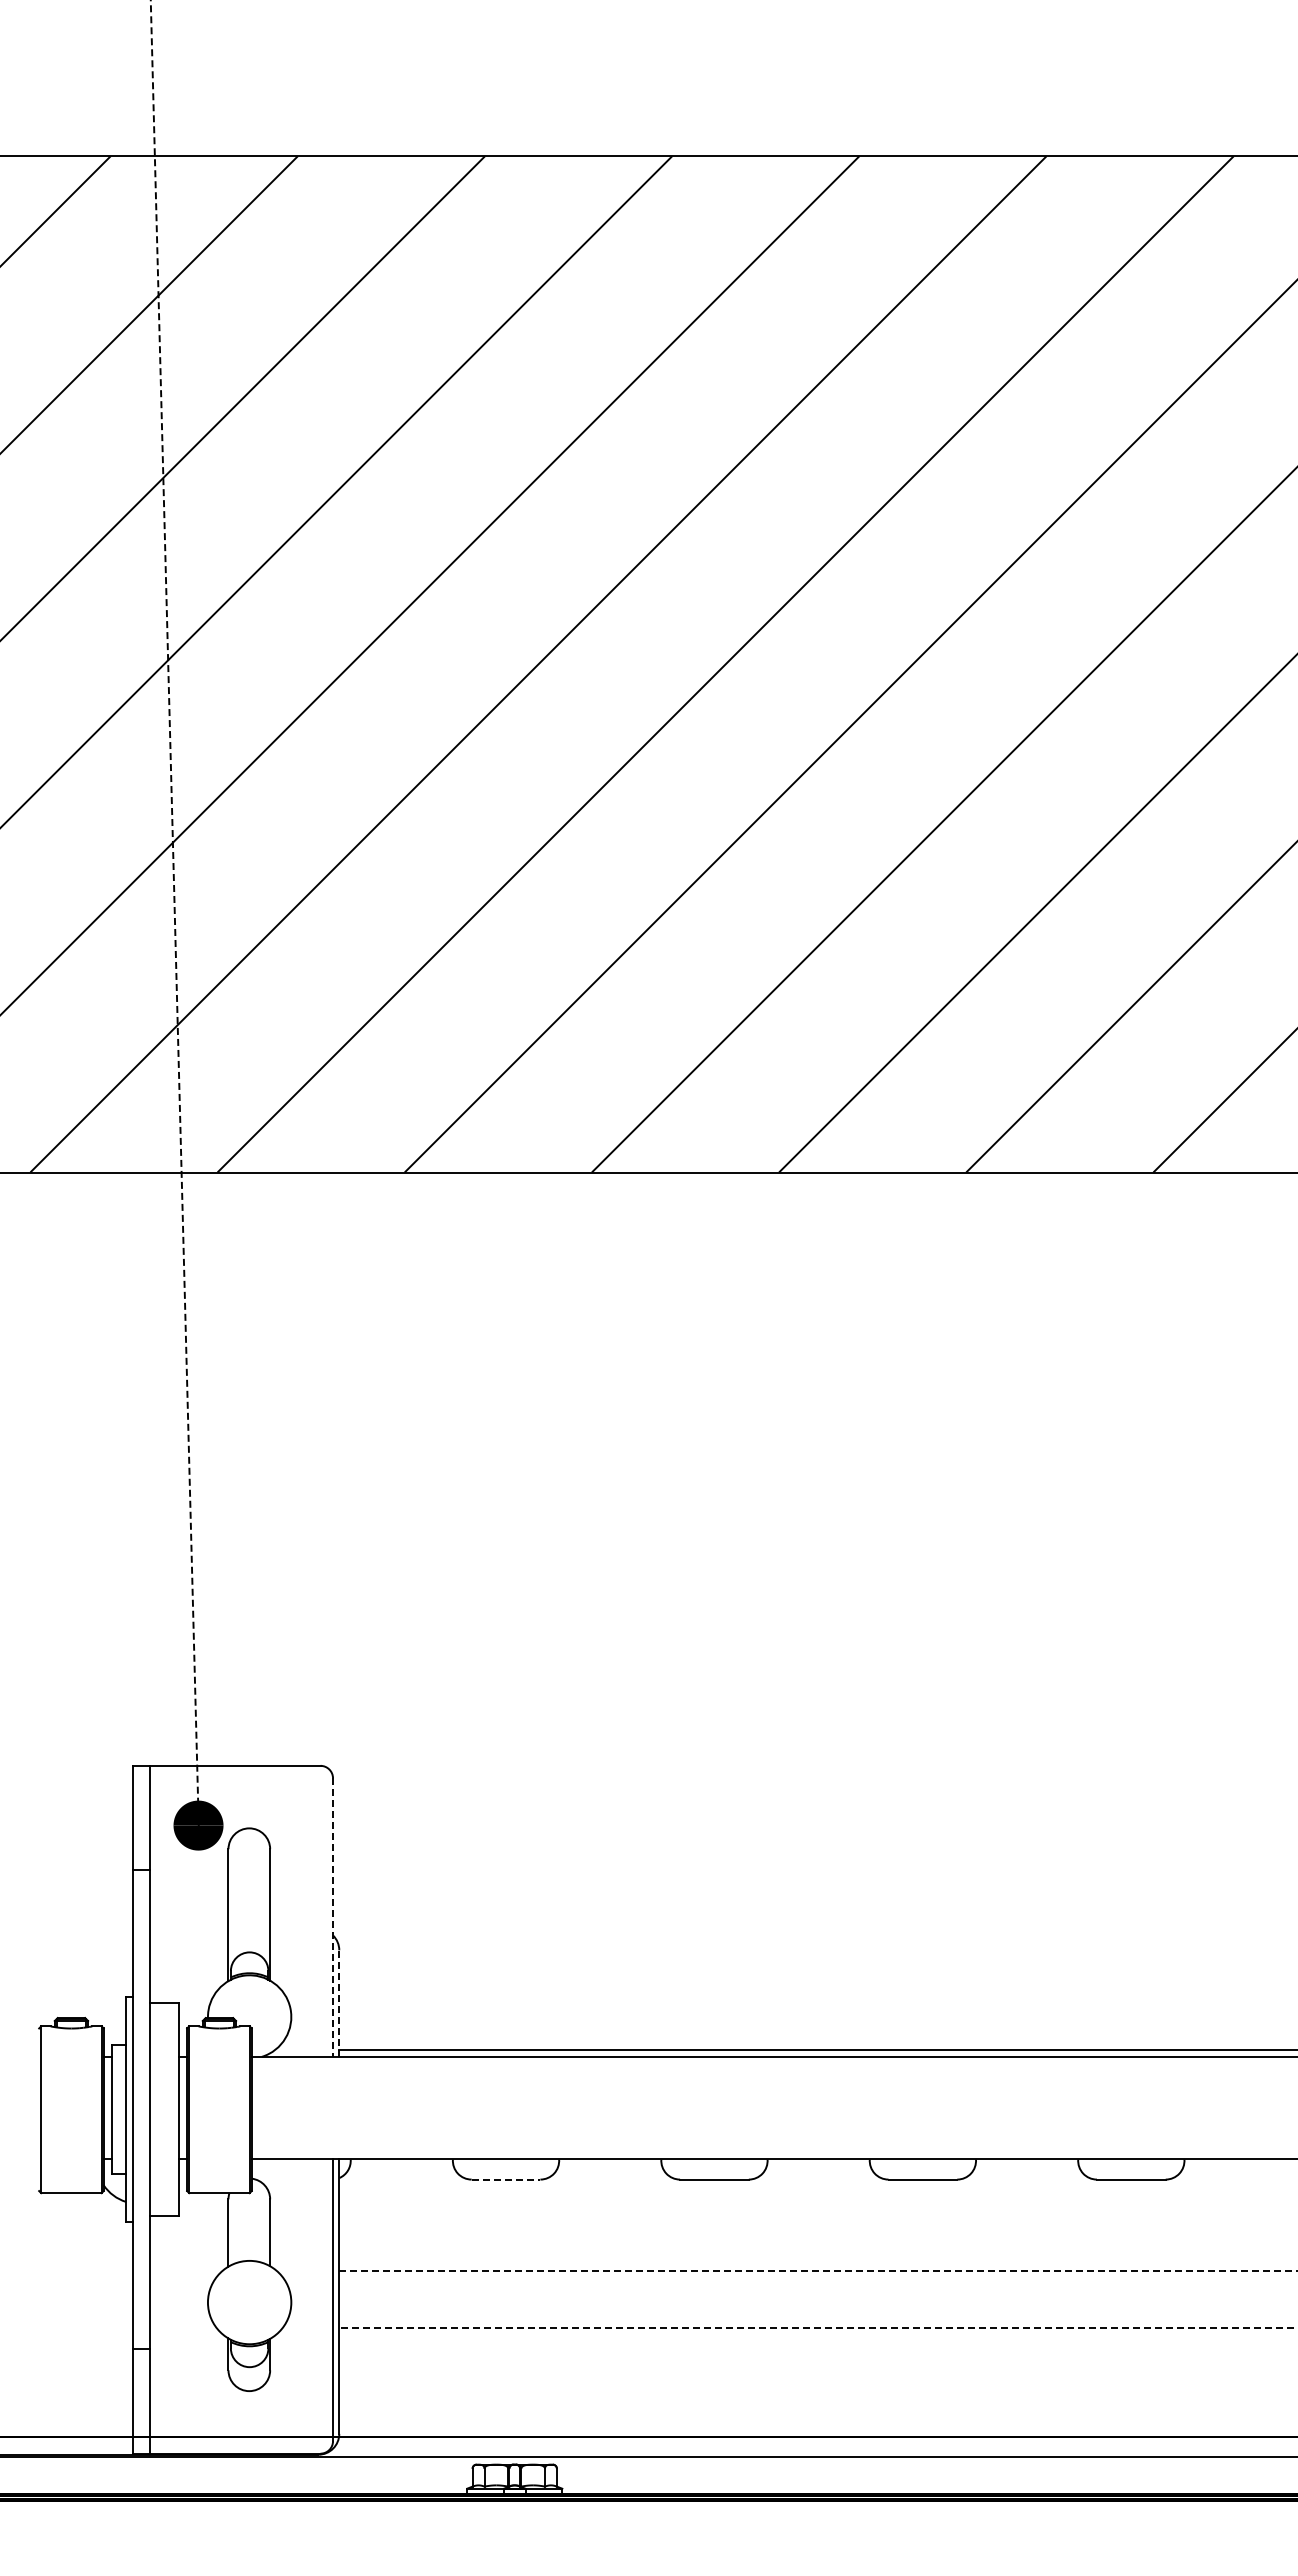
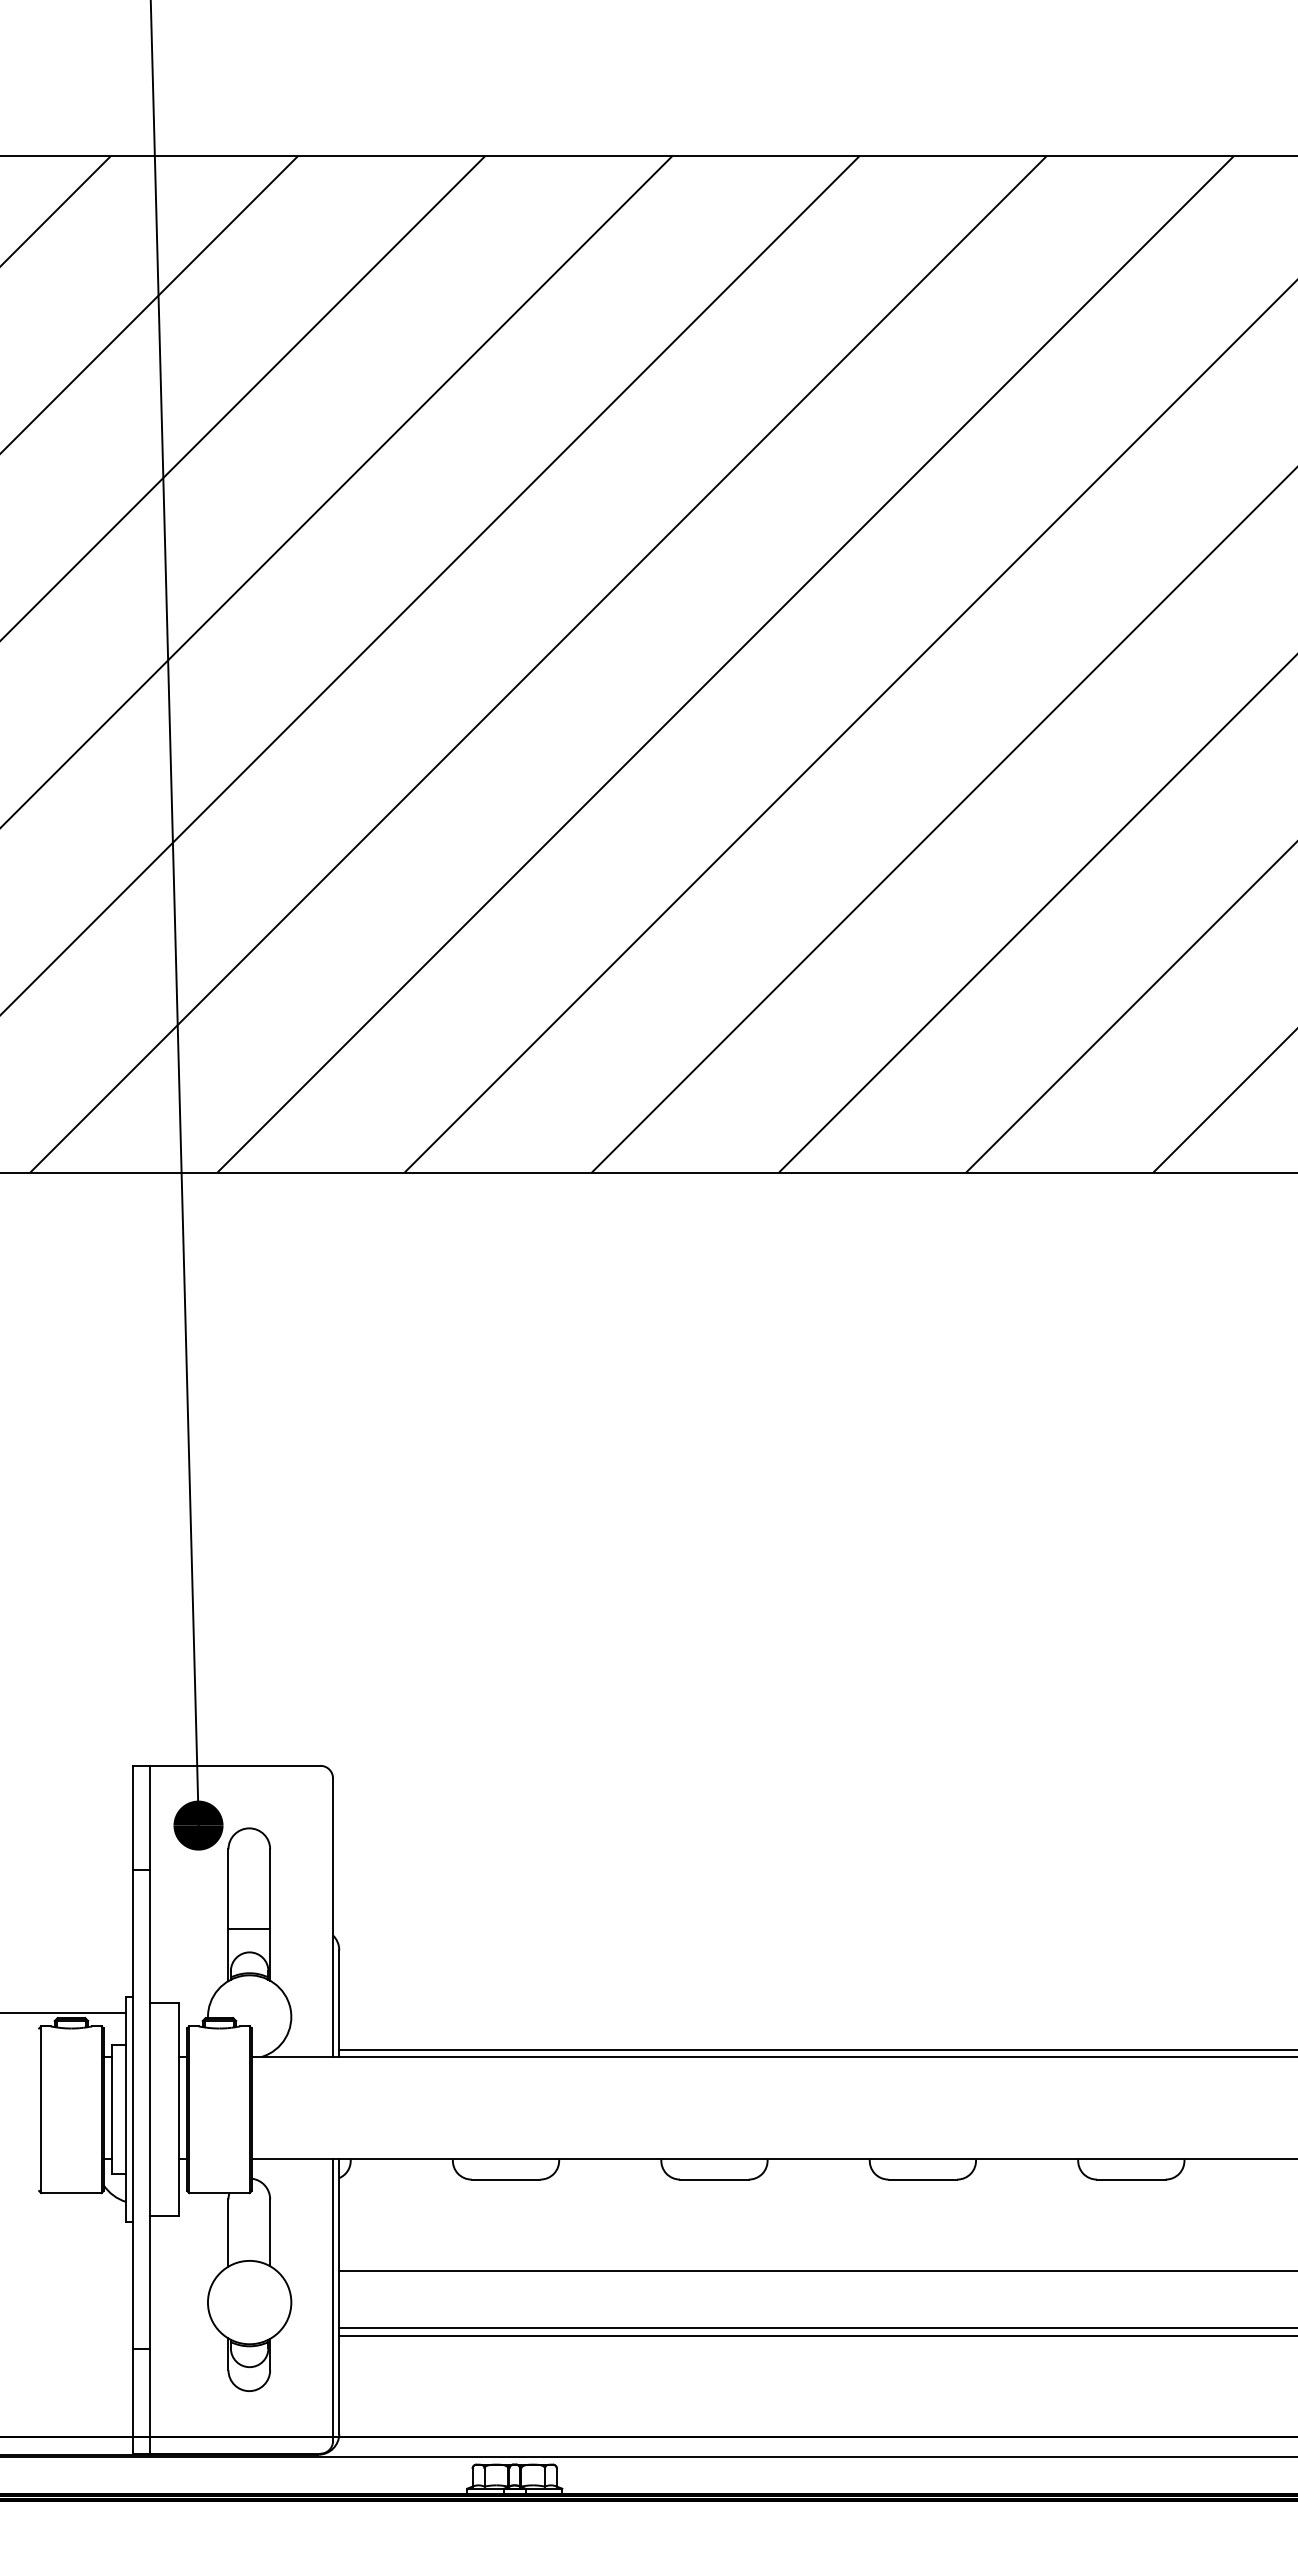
line: dashed -> solid (174, 913)
line: dashed -> solid (333, 1918)
line: none -> present (249, 1929)
line: dashed -> solid (339, 2003)
line: none -> present (64, 2012)
line: dashed -> solid (506, 2179)
line: dashed -> solid (819, 2271)
line: dashed -> solid (818, 2327)
line: none -> present (816, 2336)
